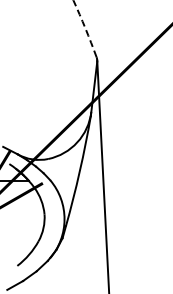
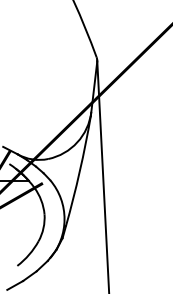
arc: dashed -> solid (85, 28)
